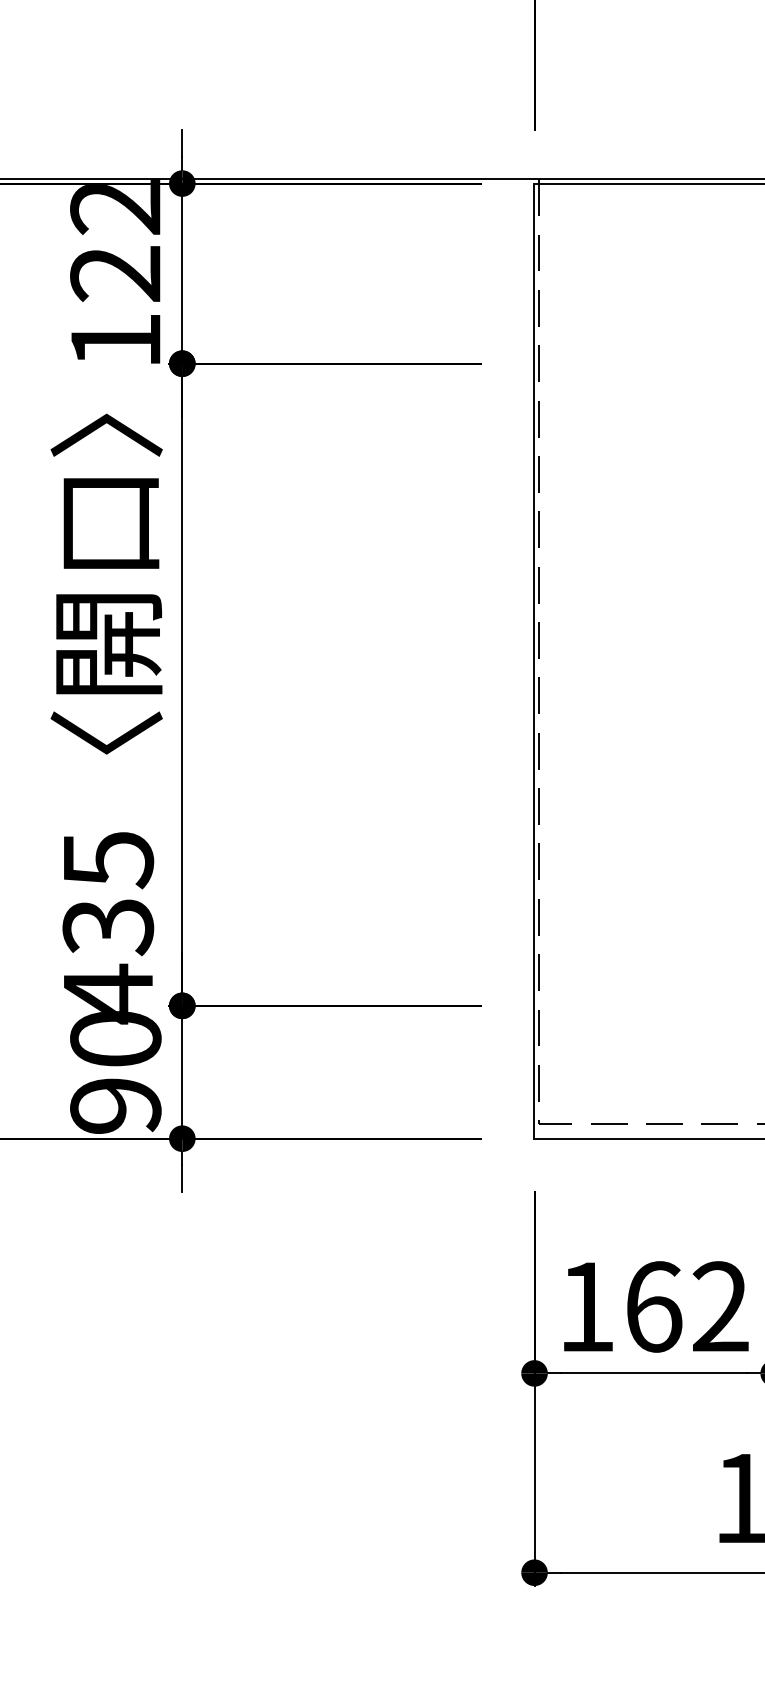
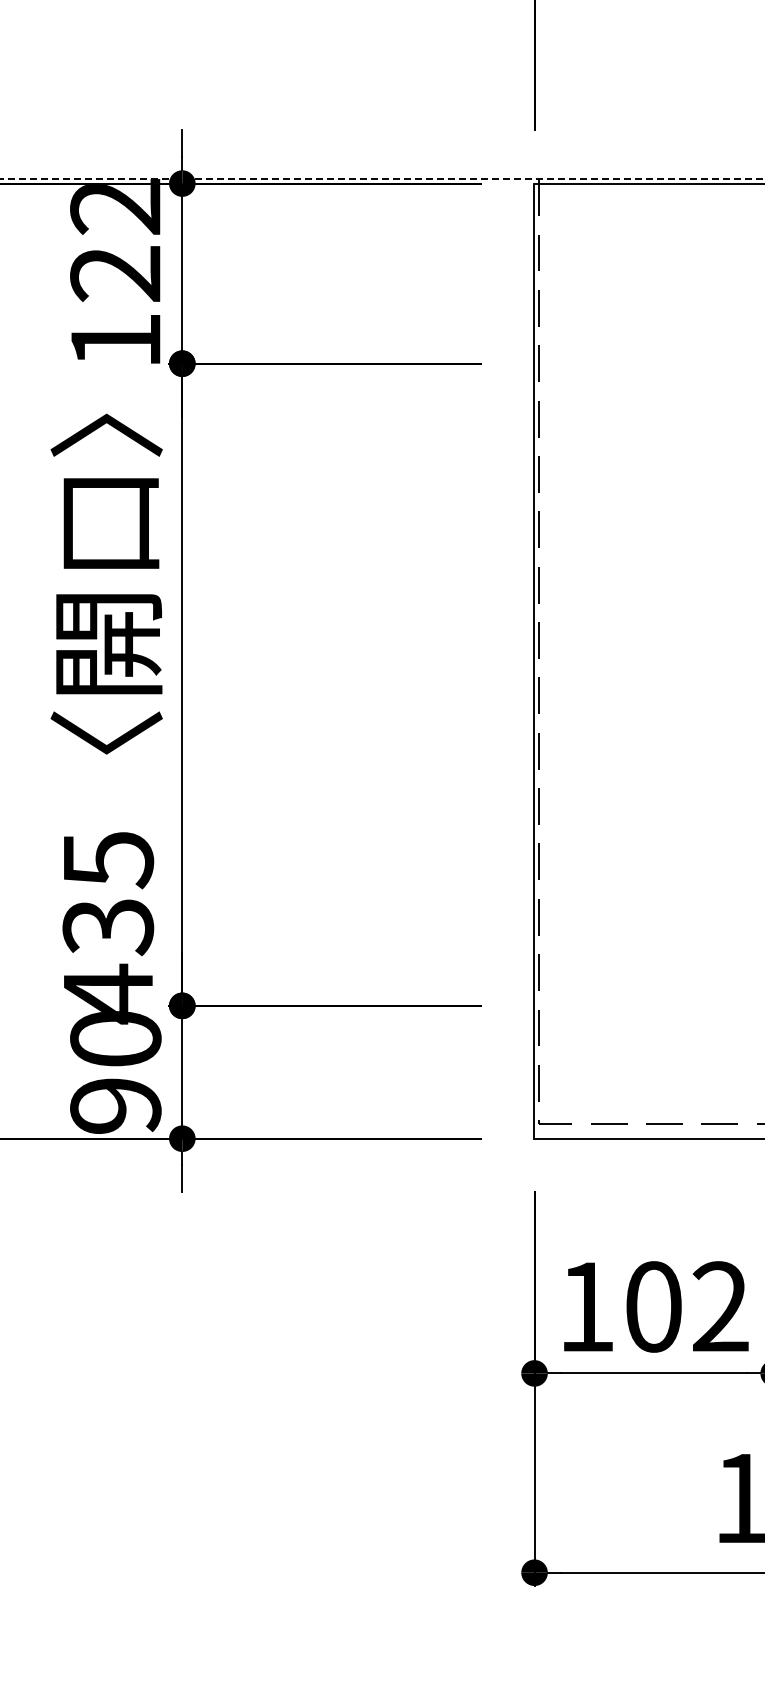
line: solid -> dashed (382, 179)
text: 162 -> 102 (654, 1306)
